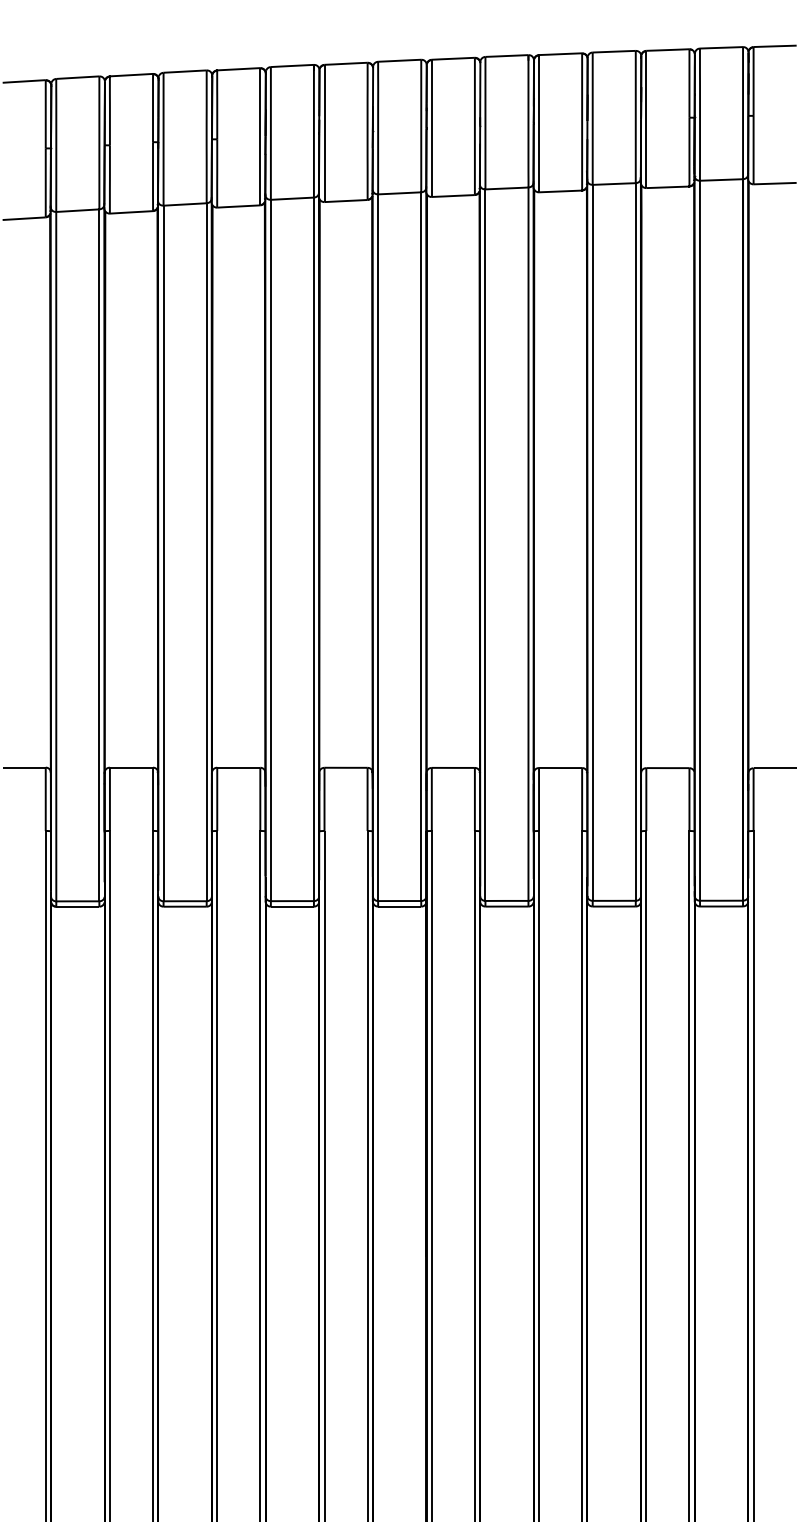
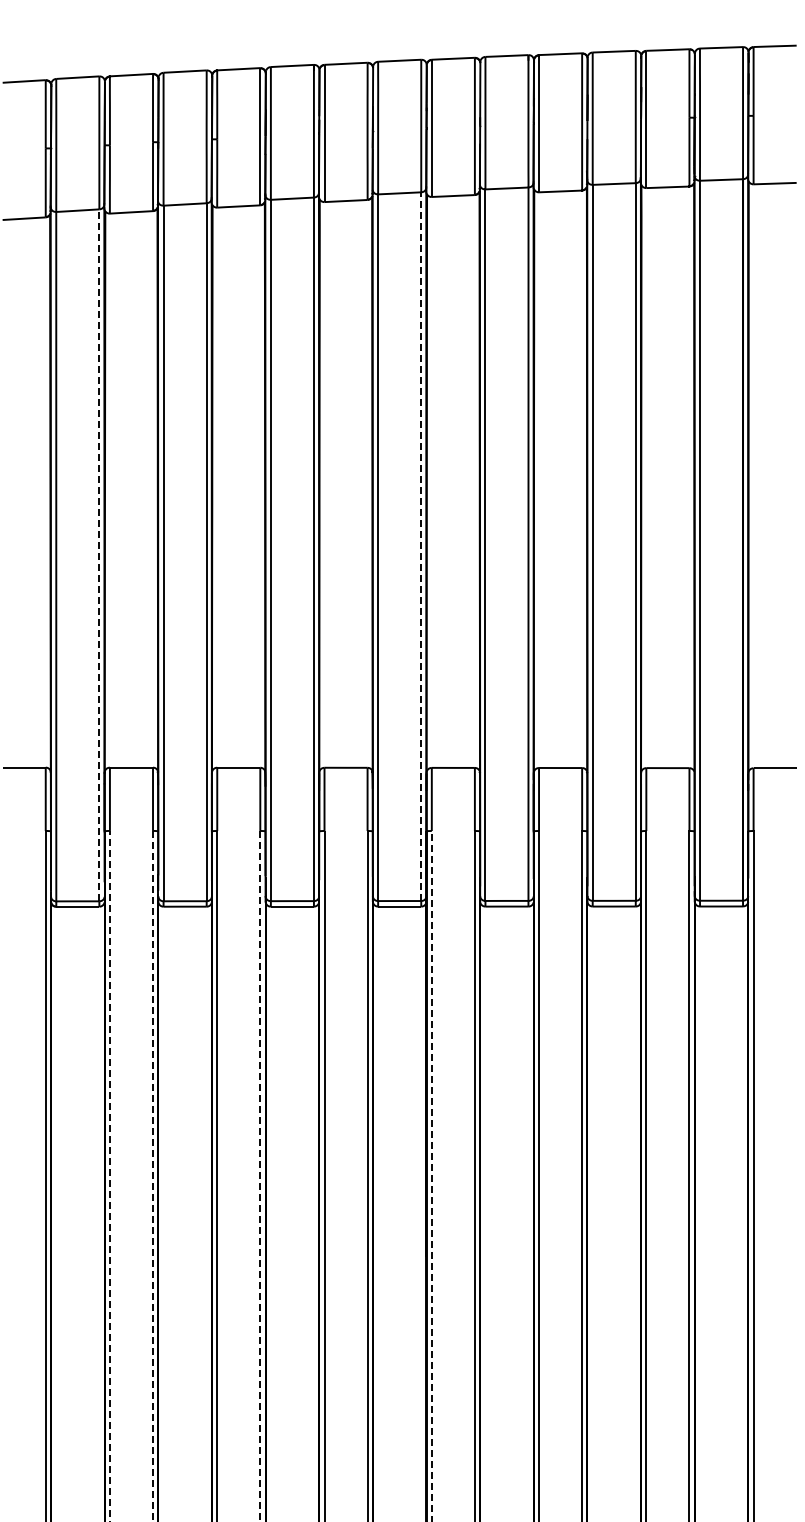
line: solid -> dashed (421, 546)
line: solid -> dashed (99, 555)
line: solid -> dashed (109, 1175)
line: solid -> dashed (431, 1175)
line: solid -> dashed (153, 1176)
line: solid -> dashed (260, 1176)
